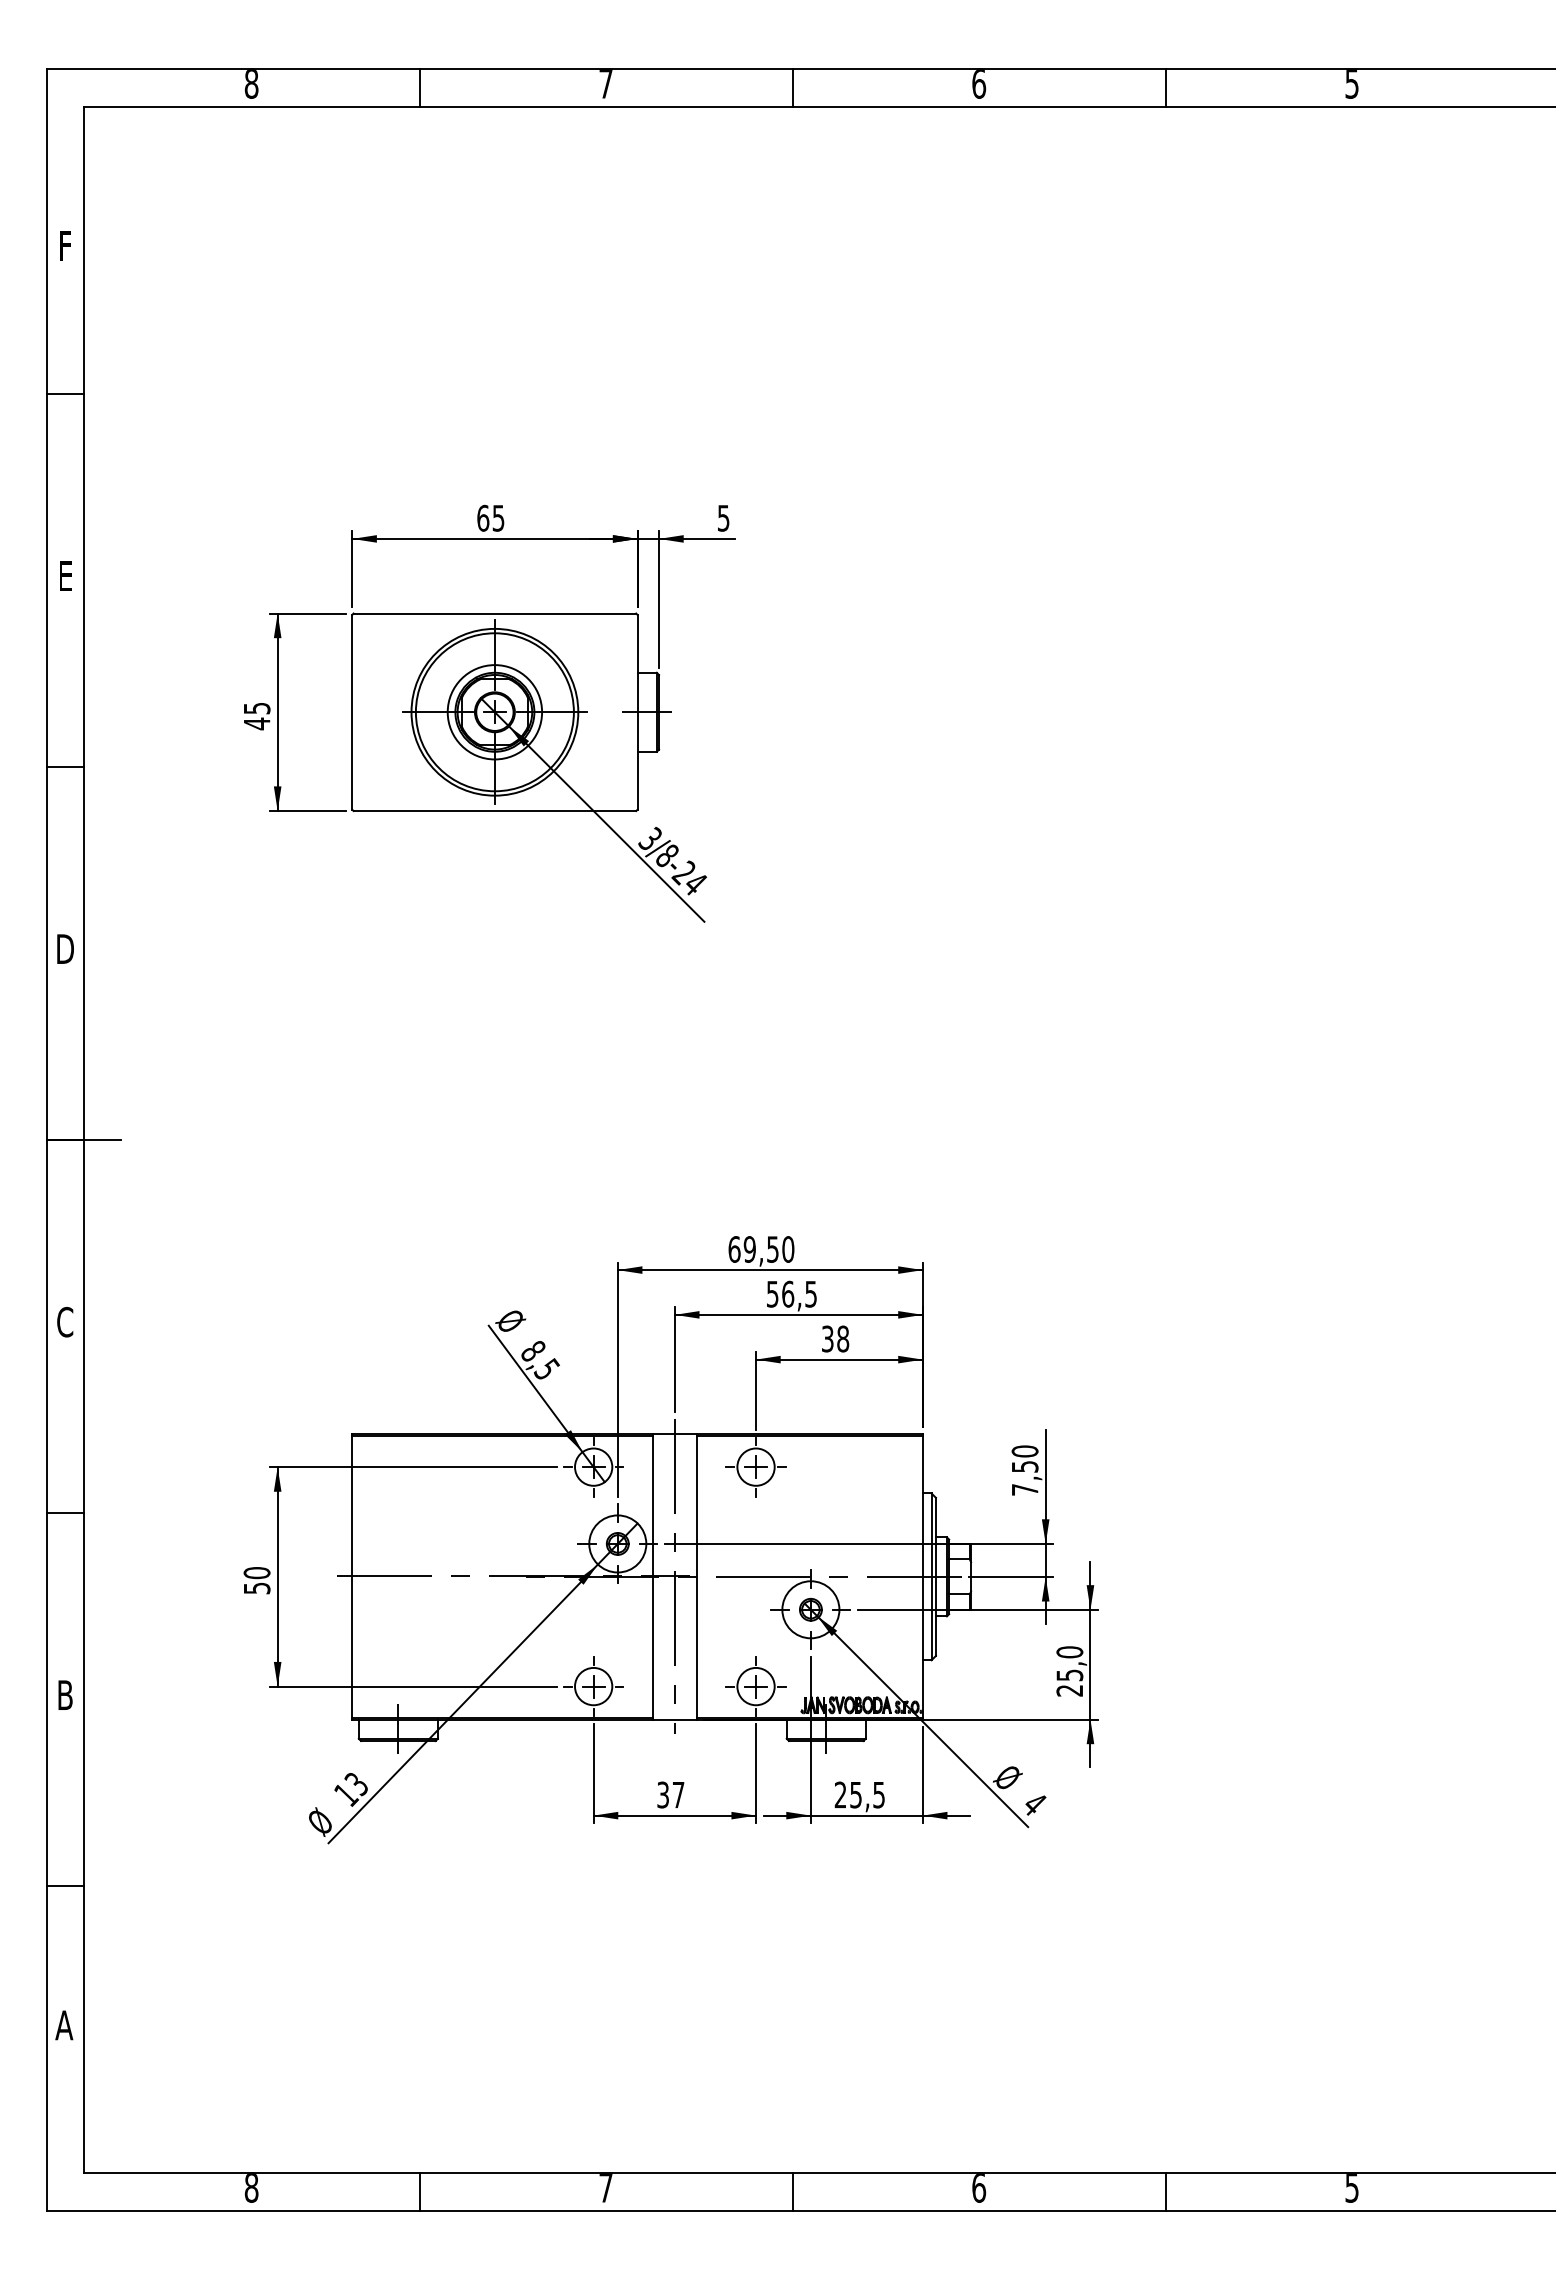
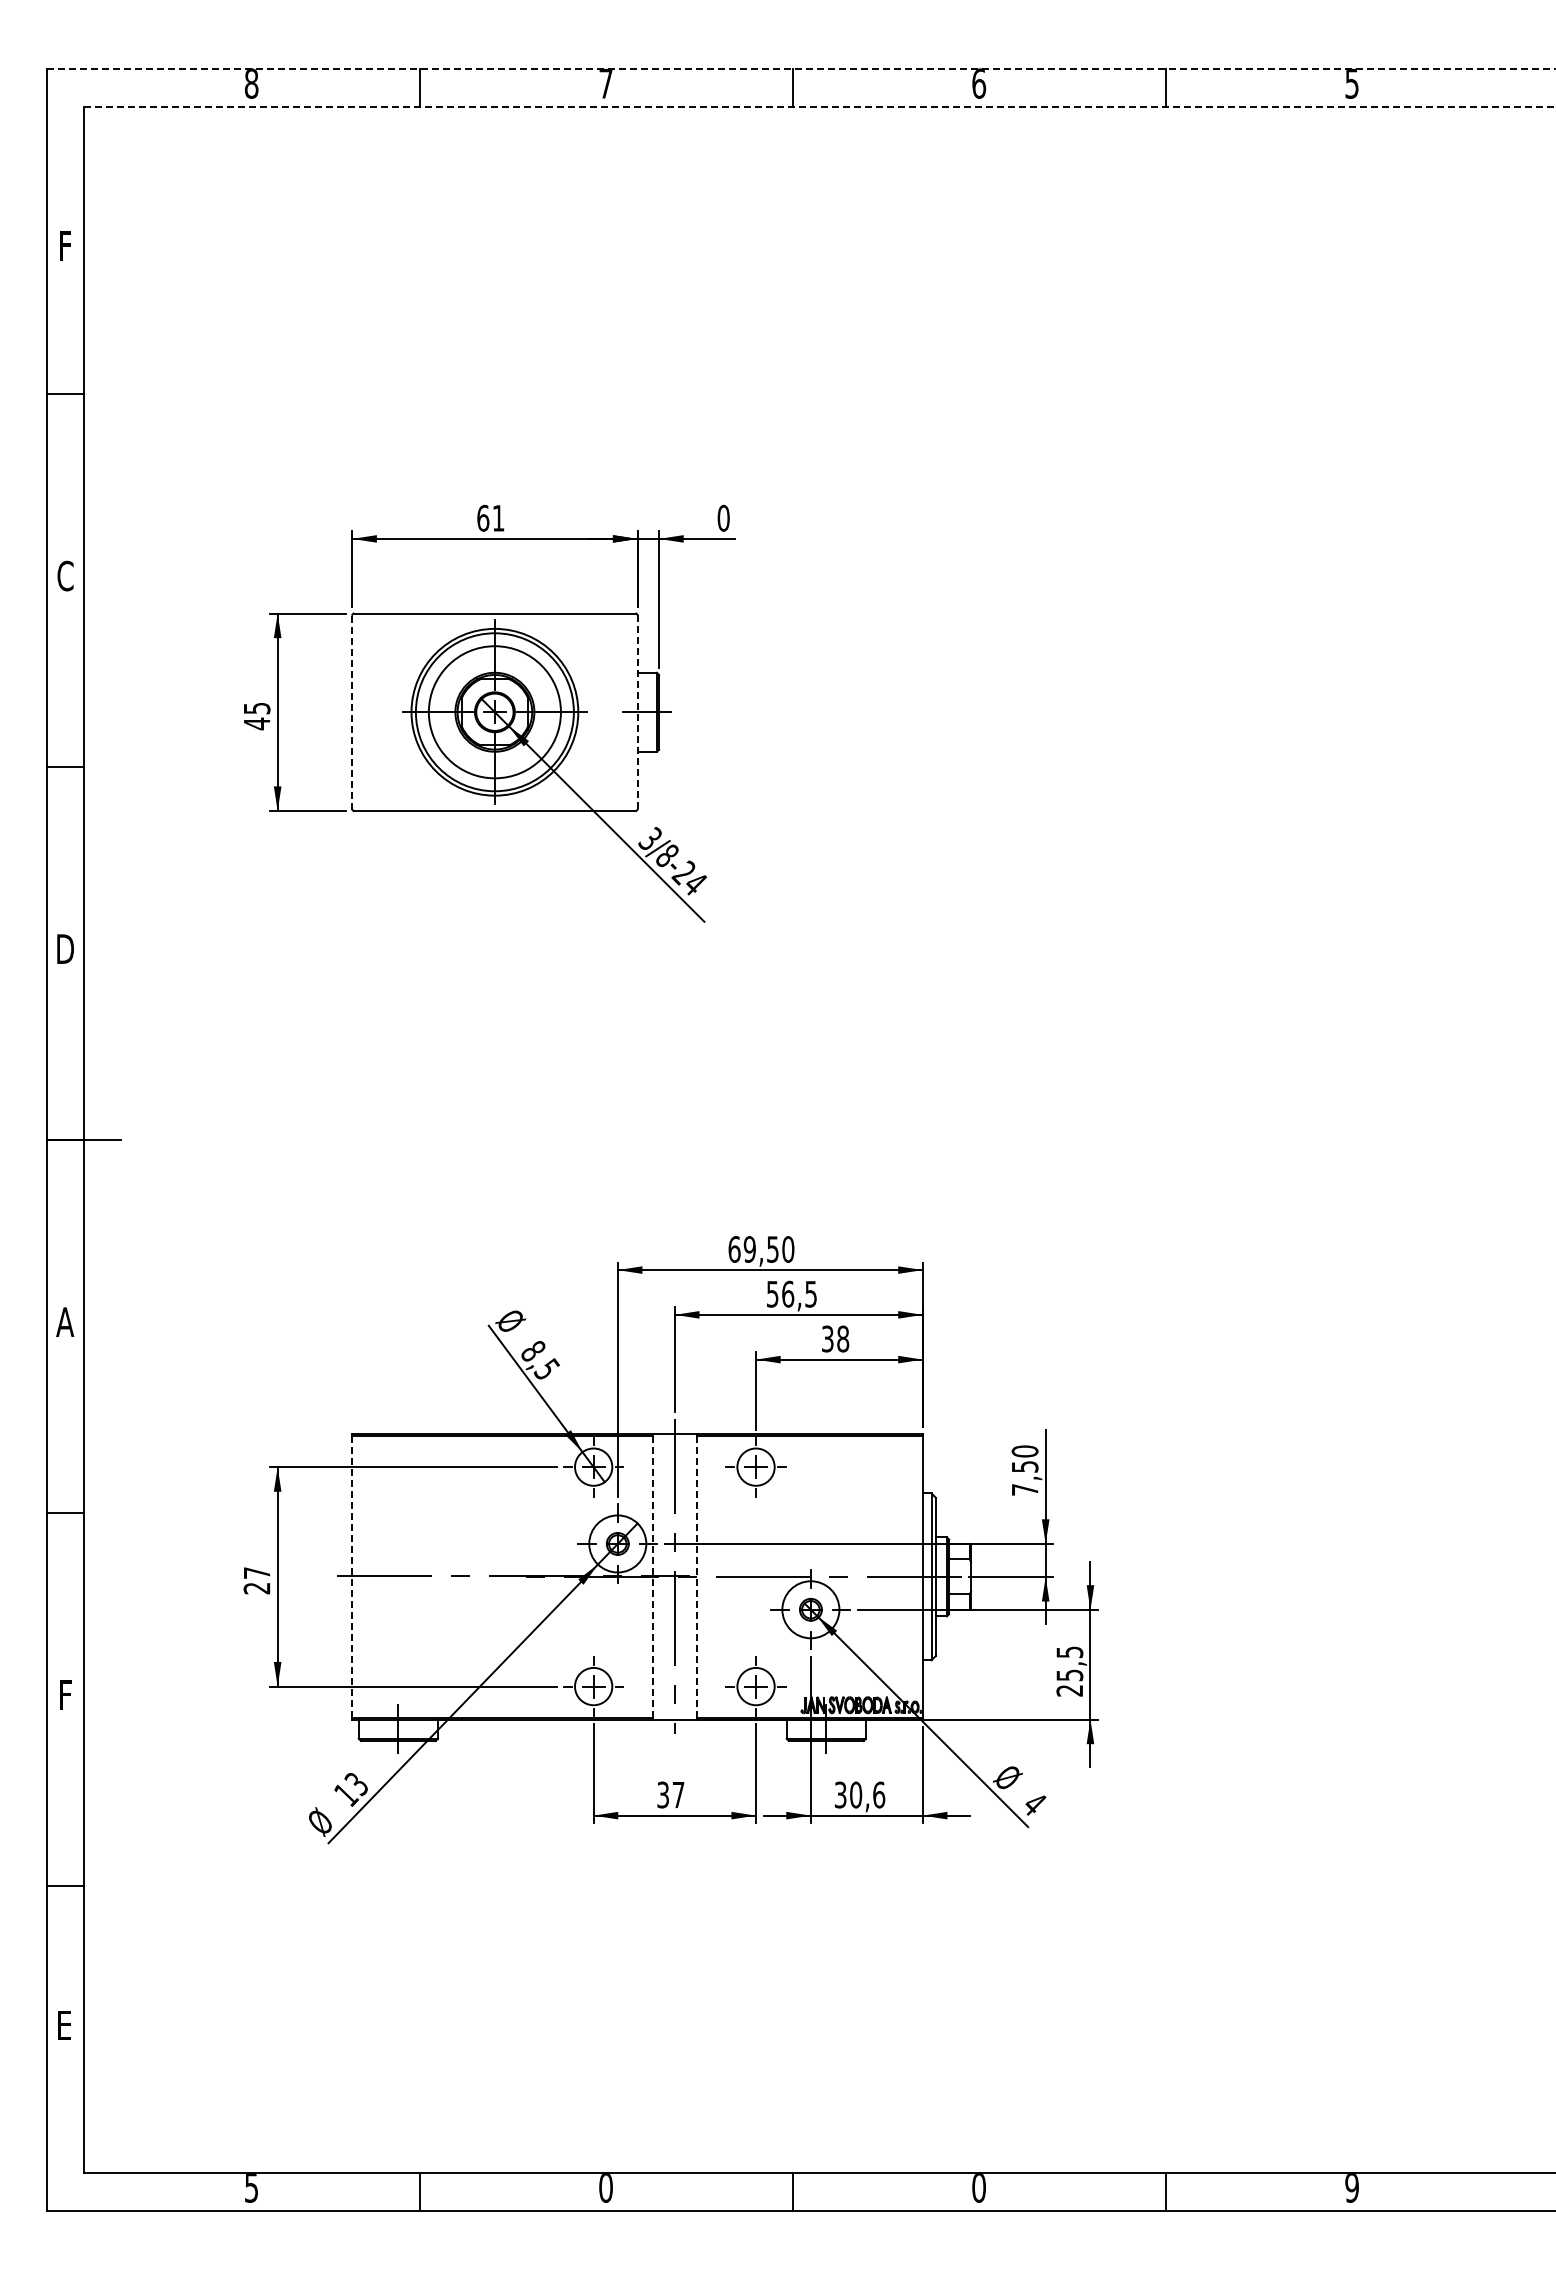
line: solid -> dashed (801, 69)
line: solid -> dashed (820, 106)
text: 5 -> 0 (723, 517)
text: 65 -> 61 (498, 518)
text: E -> C (65, 575)
line: solid -> dashed (352, 711)
circle diameter: 94 px -> 132 px (494, 712)
line: solid -> dashed (637, 712)
text: C -> A (65, 1321)
line: solid -> dashed (352, 1576)
line: solid -> dashed (652, 1577)
line: solid -> dashed (696, 1577)
text: 50 -> 27 (256, 1580)
text: 25,0 -> 25,5 (1069, 1652)
text: B -> F (65, 1694)
text: 25,5 -> 30,6 (859, 1794)
text: A -> E (64, 2025)
text: 8 -> 5 (251, 2188)
text: 7 -> 0 (605, 2188)
text: 6 -> 0 (979, 2188)
text: 5 -> 9 (1351, 2188)
